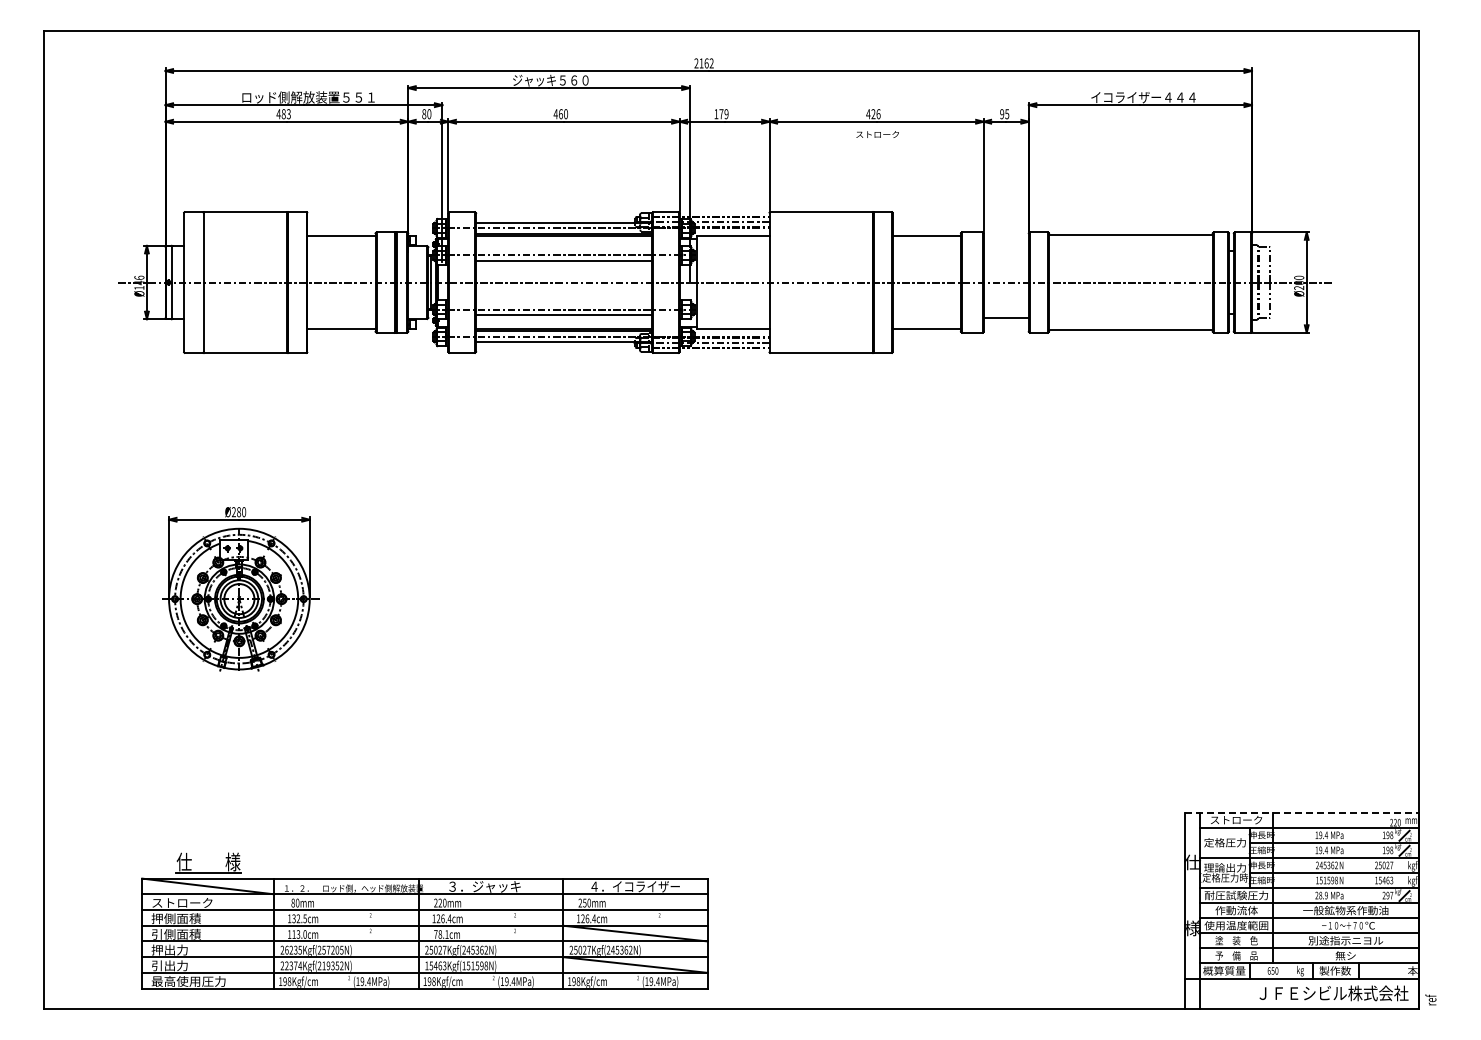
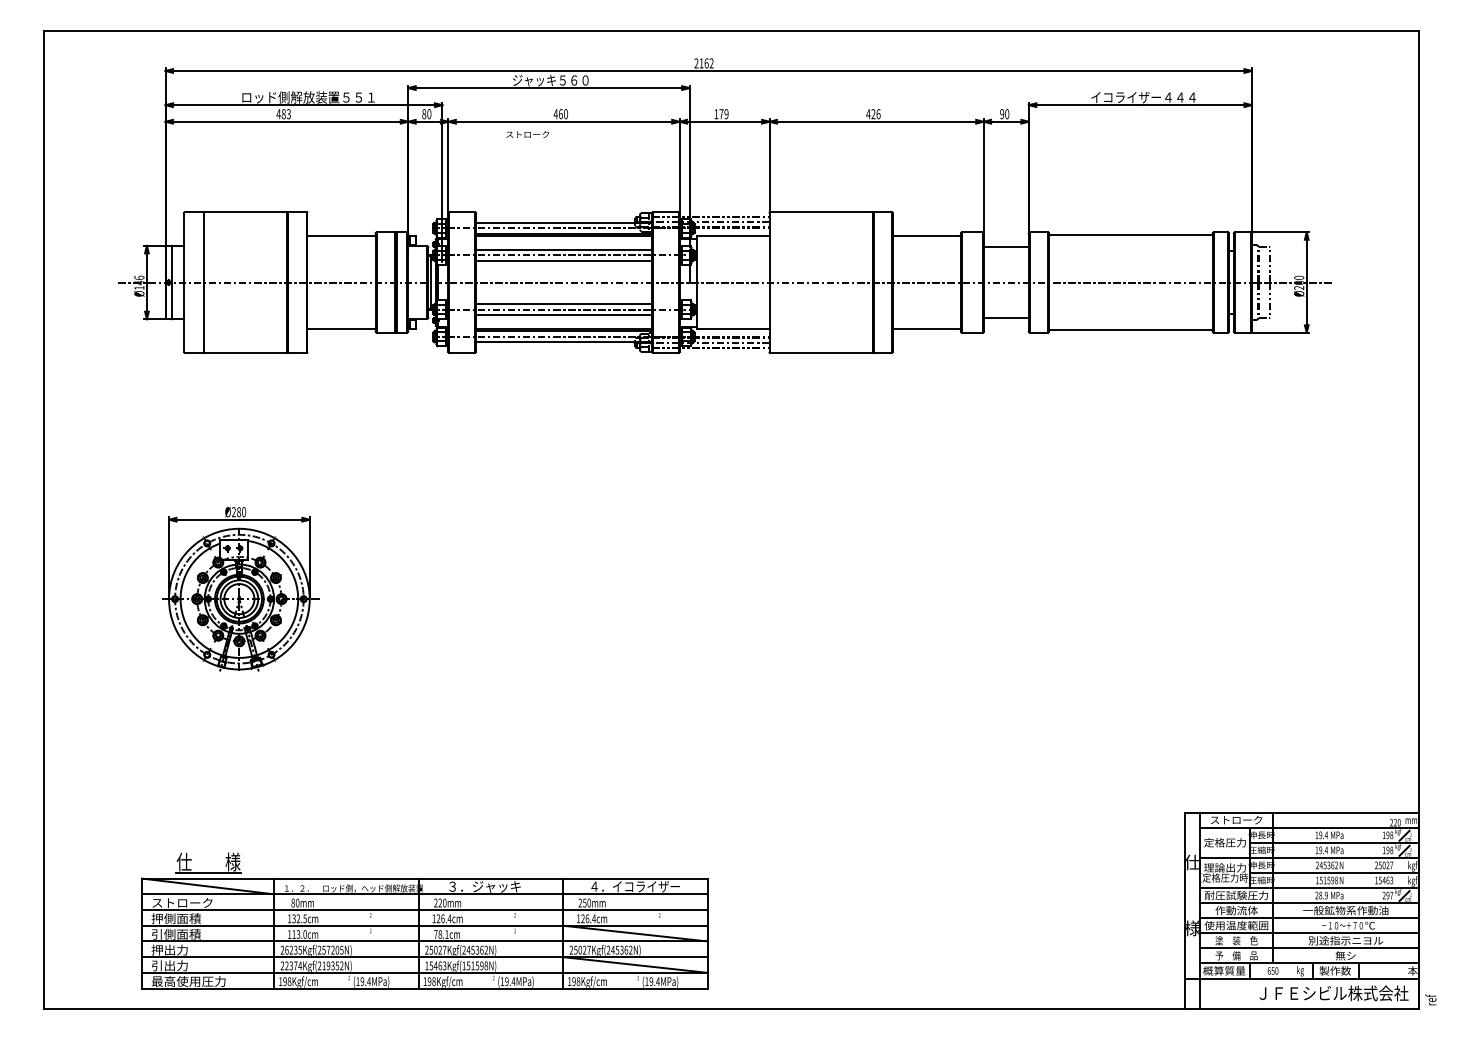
text: 95 -> 90 (1007, 114)
text position: (877, 134) -> (527, 134) (527, 134)
line: none -> present (1005, 247)
line: none -> present (563, 249)
line: none -> present (563, 304)
line: dashed -> solid (1301, 812)
